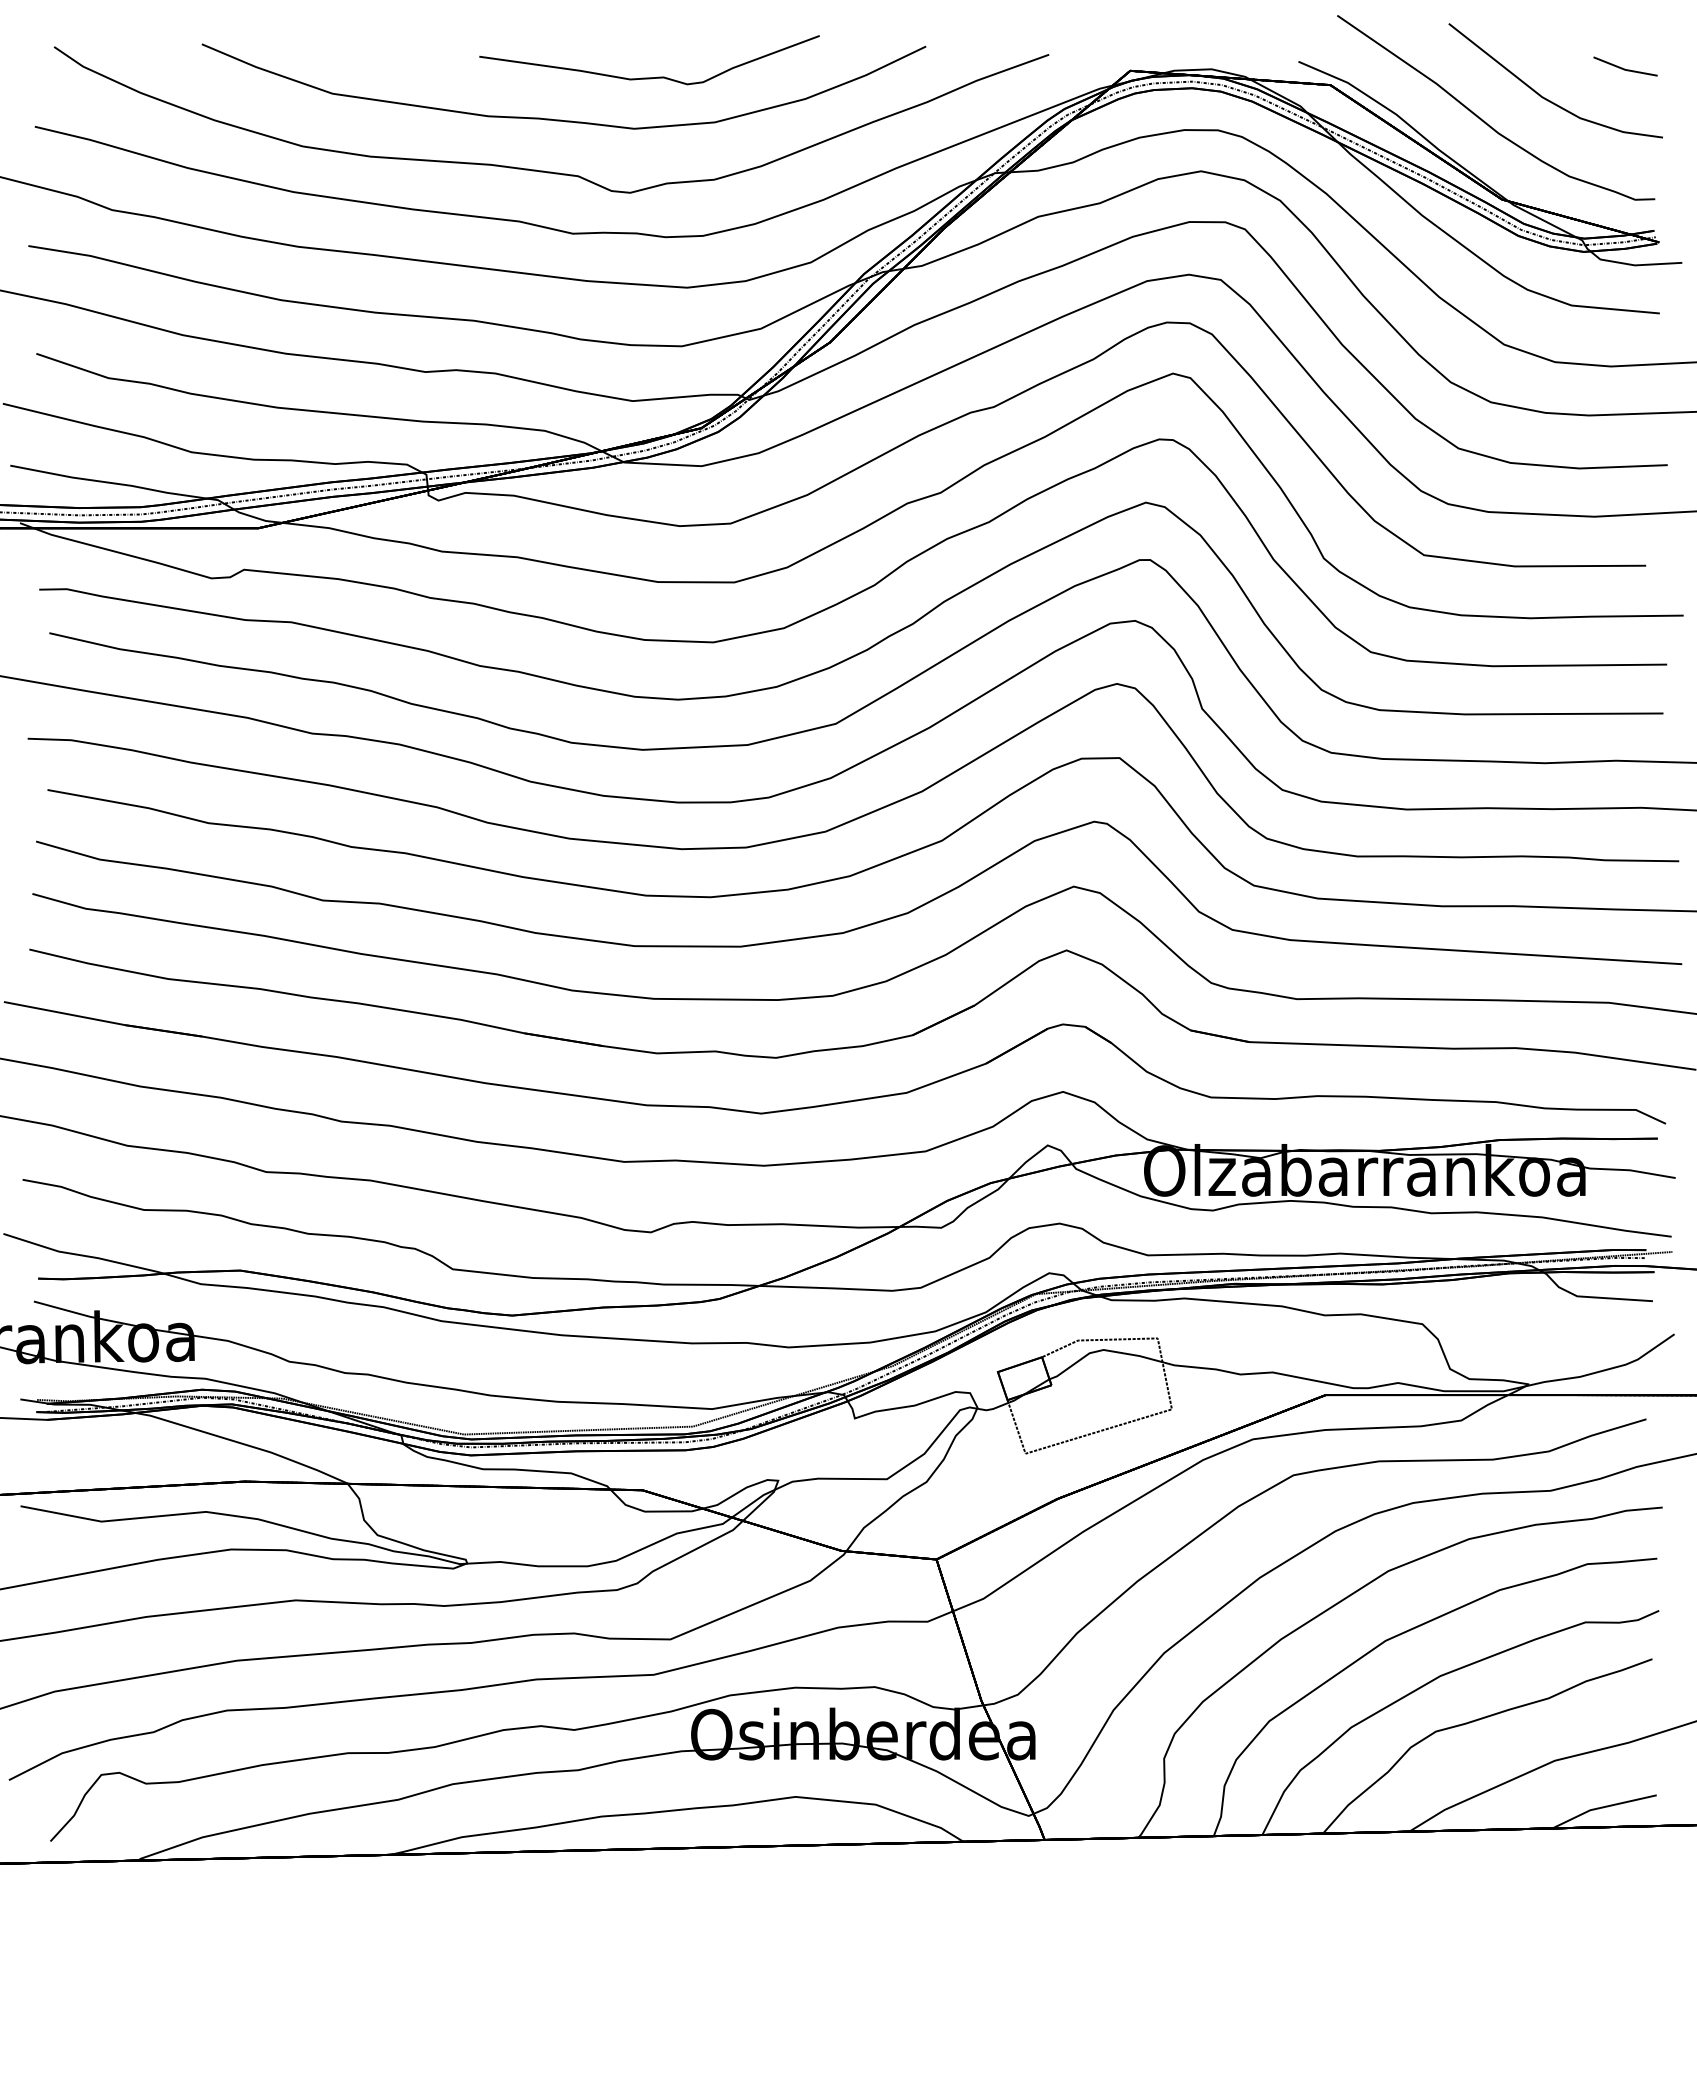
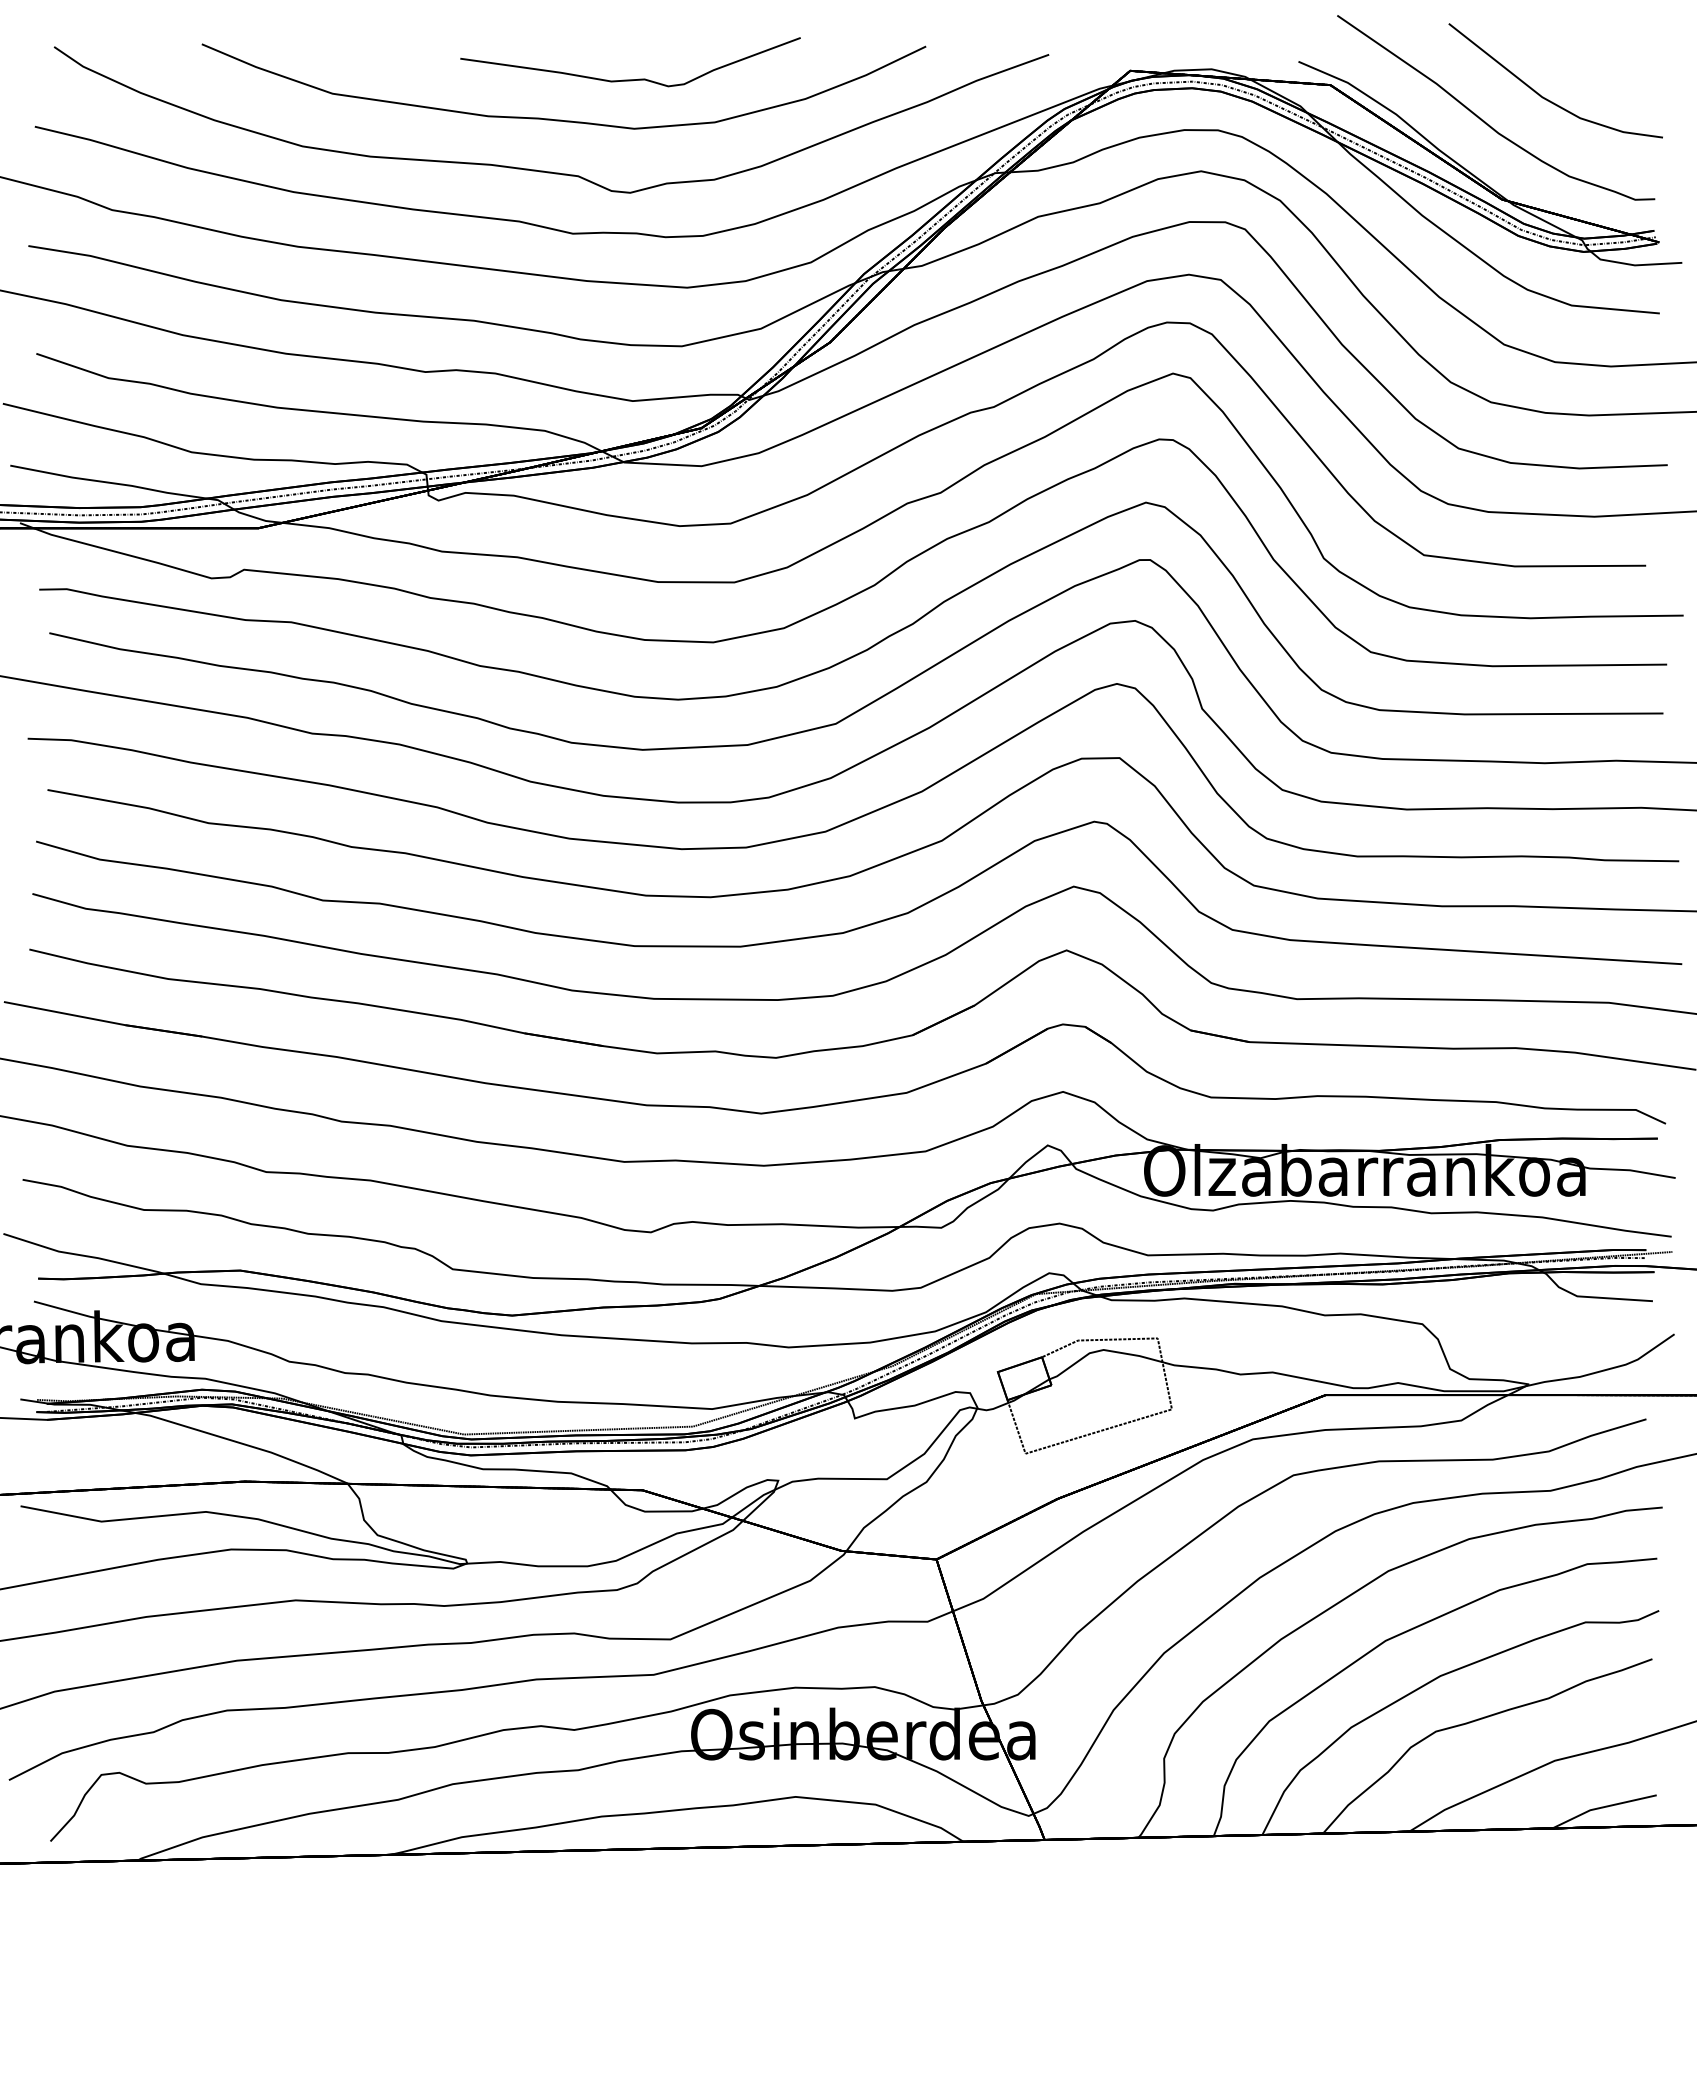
part: present -> none (1625, 66)
curve position: (649, 77) -> (630, 79) (630, 79)
